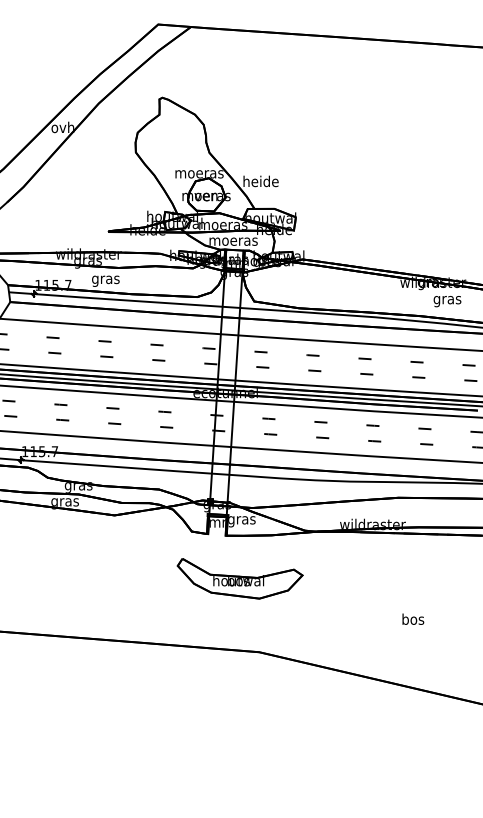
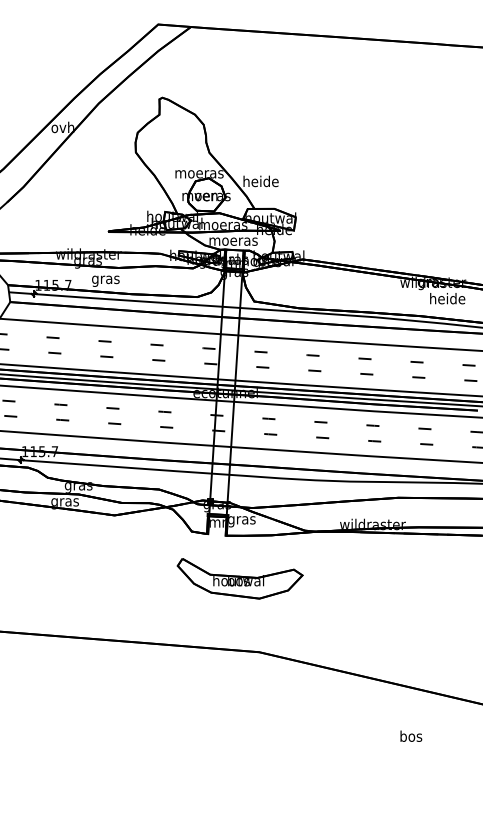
text: gras -> heide (447, 300)
text position: (413, 618) -> (411, 735) (411, 735)
